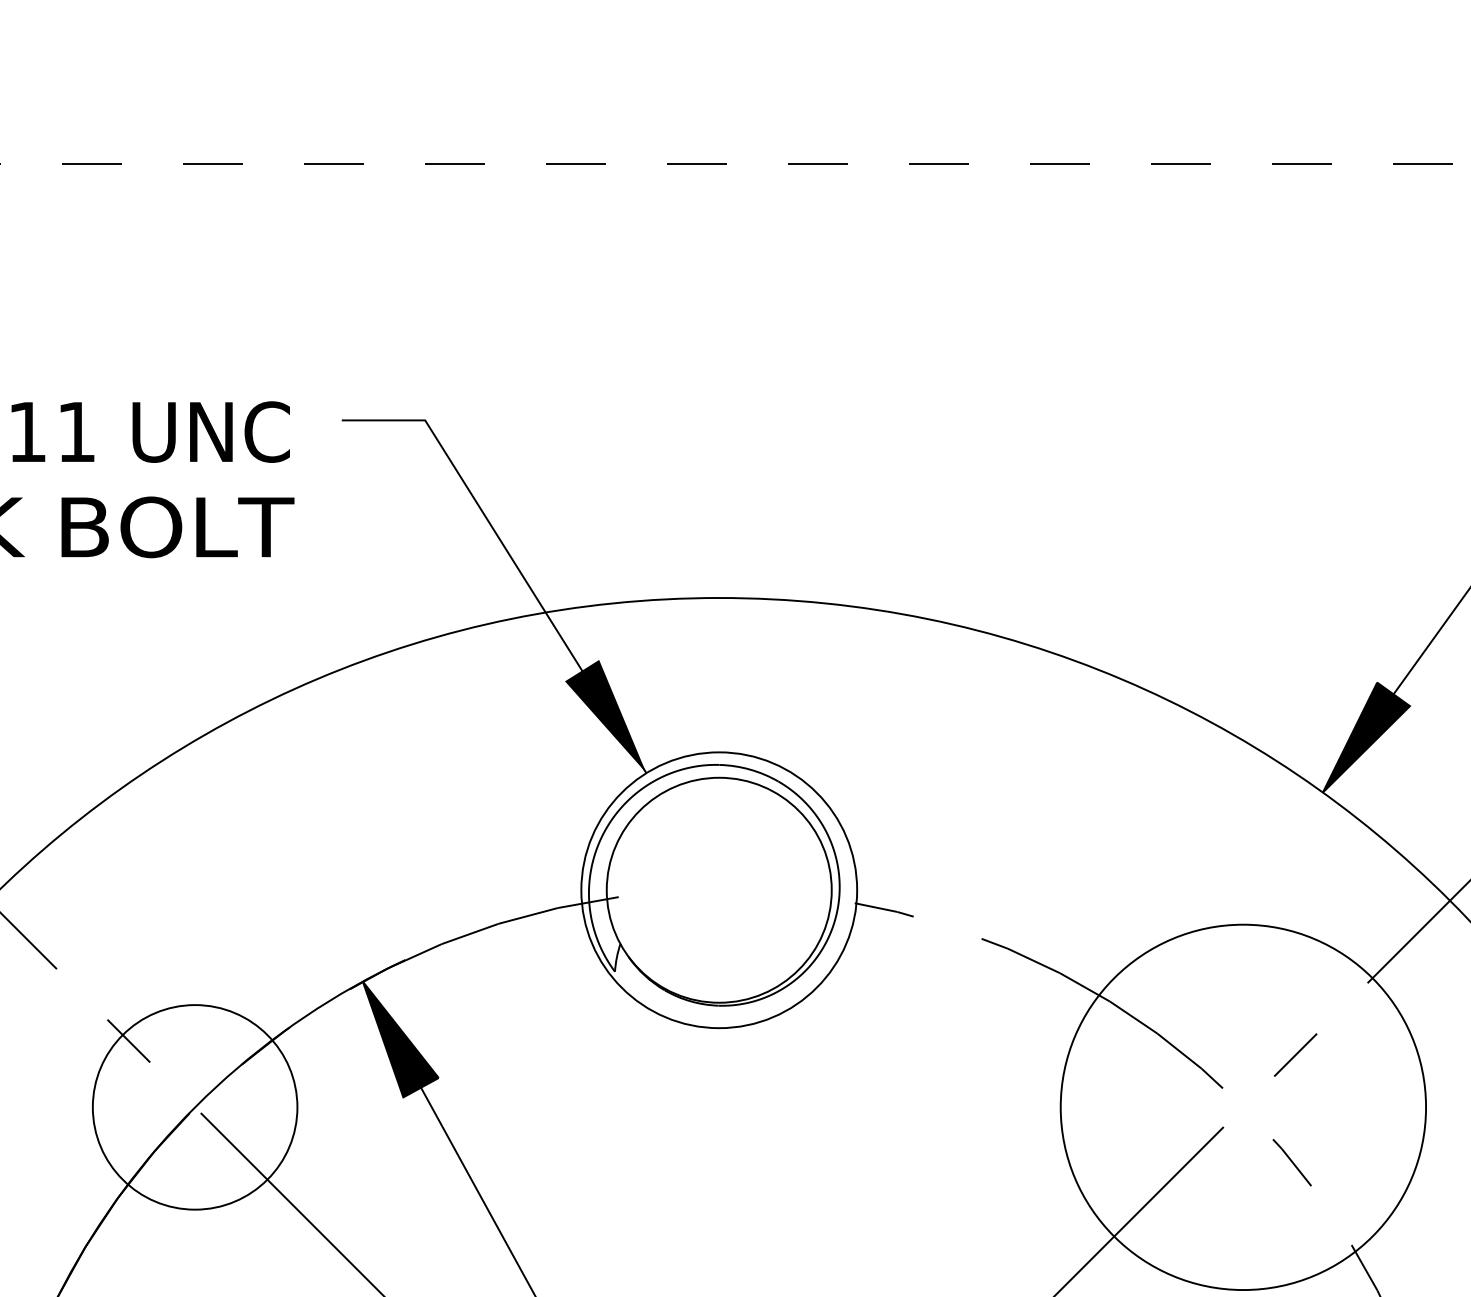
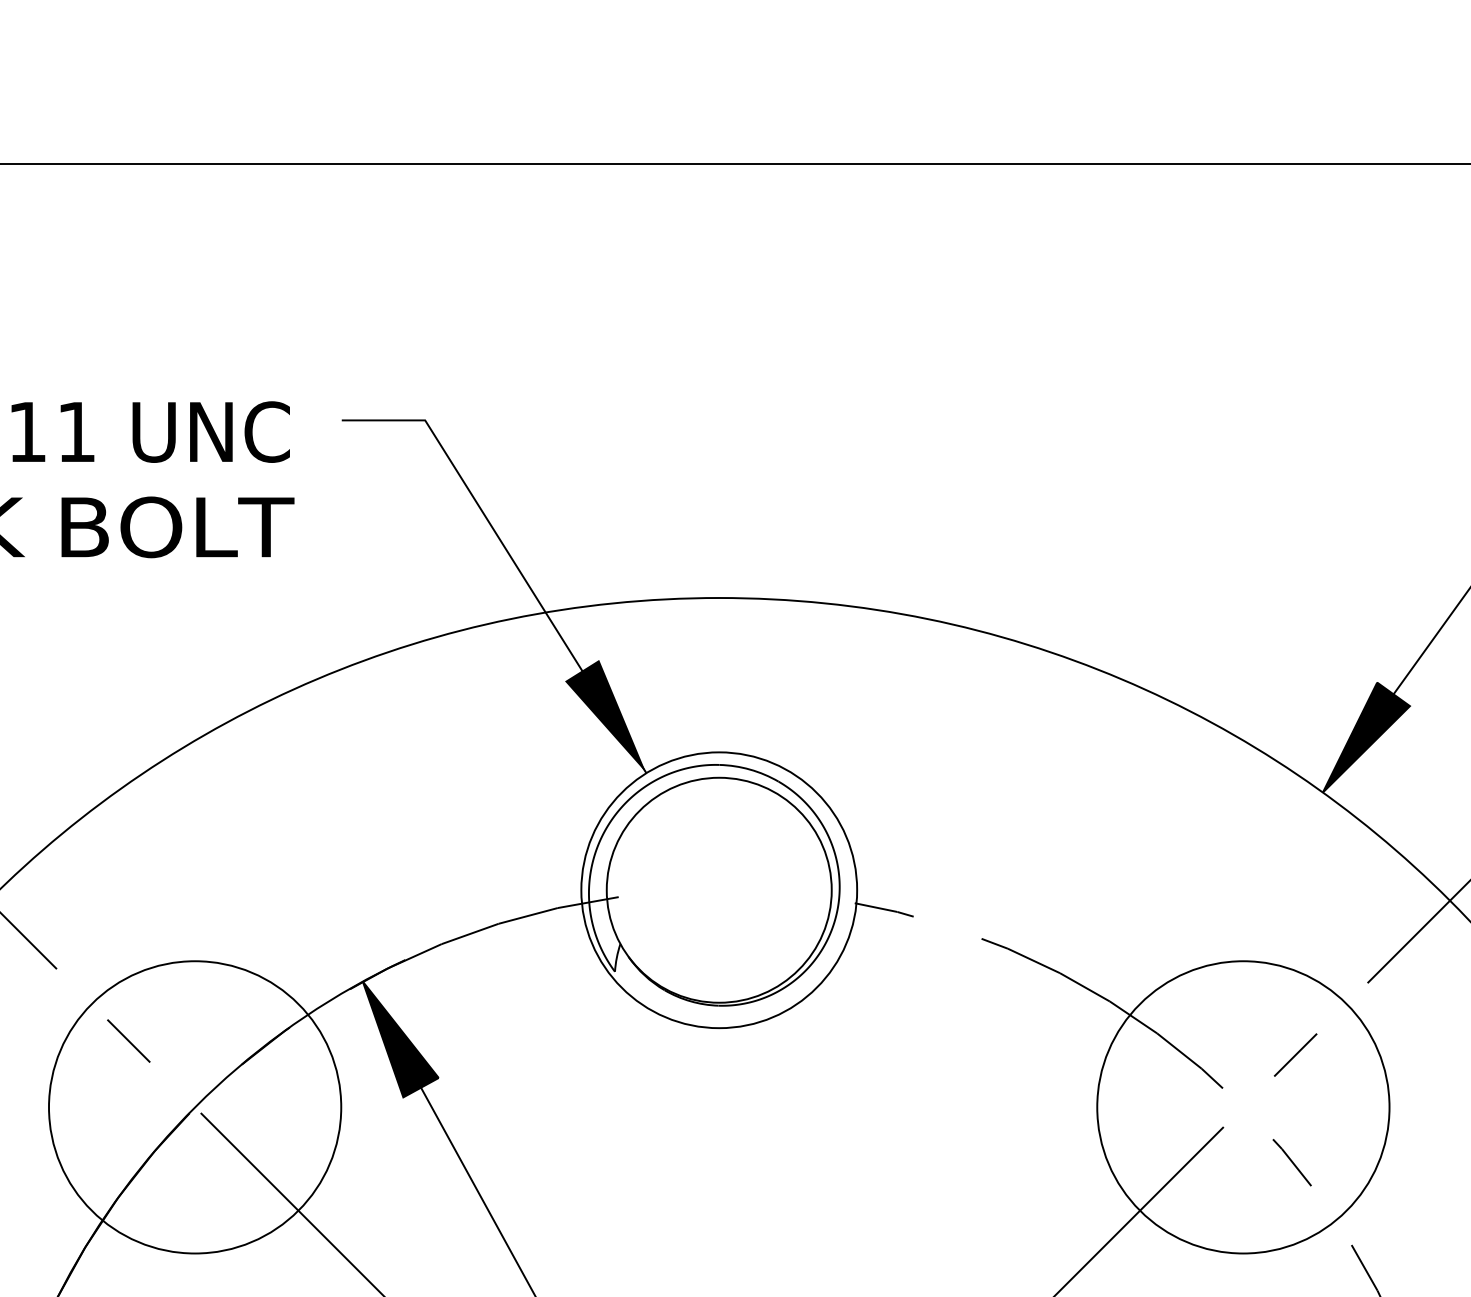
line: dashed -> solid (735, 164)
circle diameter: 205 px -> 292 px (195, 1107)
circle diameter: 365 px -> 292 px (1243, 1107)
